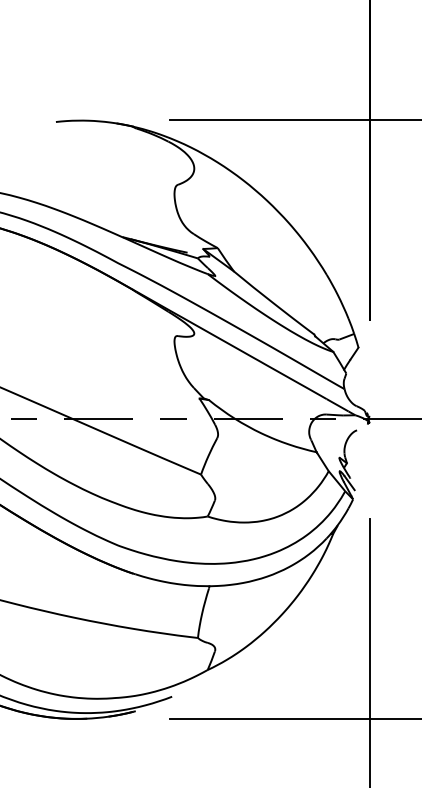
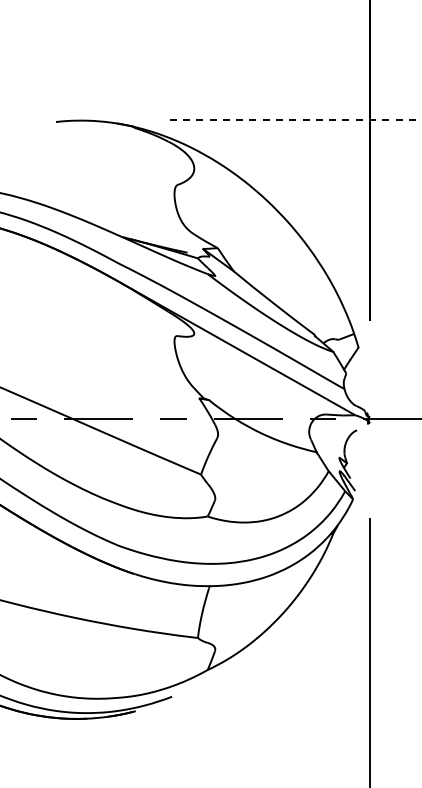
line: solid -> dashed (295, 119)
line: present -> none (293, 719)
